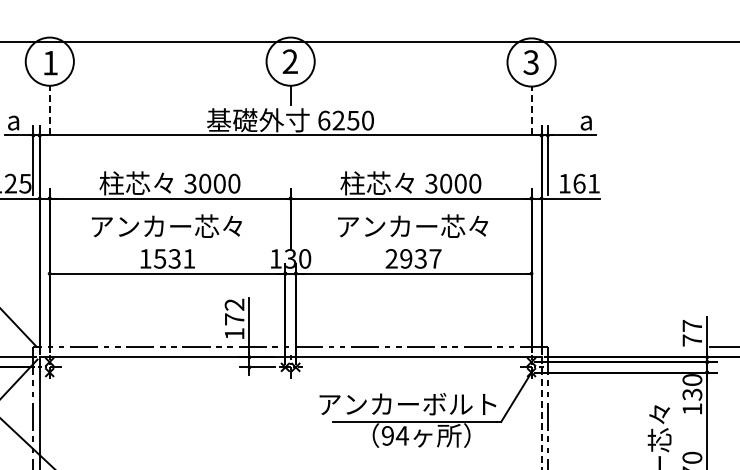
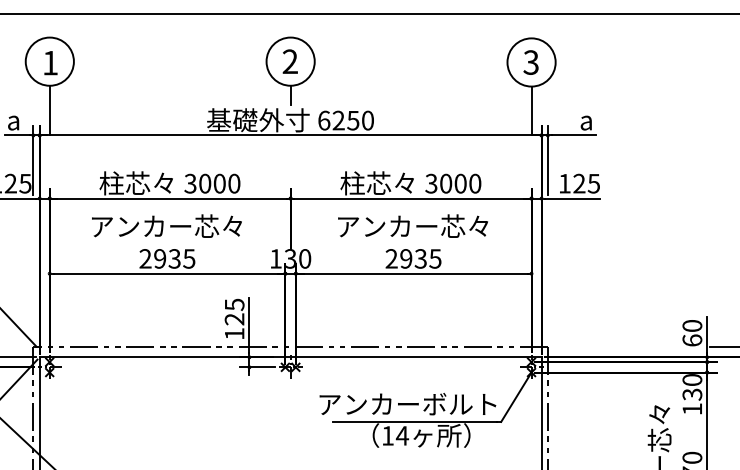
line position: (369, 42) -> (369, 14) (369, 14)
line: dashed -> solid (49, 110)
line: dashed -> solid (531, 110)
text: 161 -> 125 (586, 183)
text: 1531 -> 2935 (167, 258)
text: 2937 -> 2935 (435, 258)
text: 172 -> 125 (234, 311)
text: 77 -> 60 (692, 332)
line: dashed -> solid (541, 413)
text: 94 -> 14 (387, 435)
